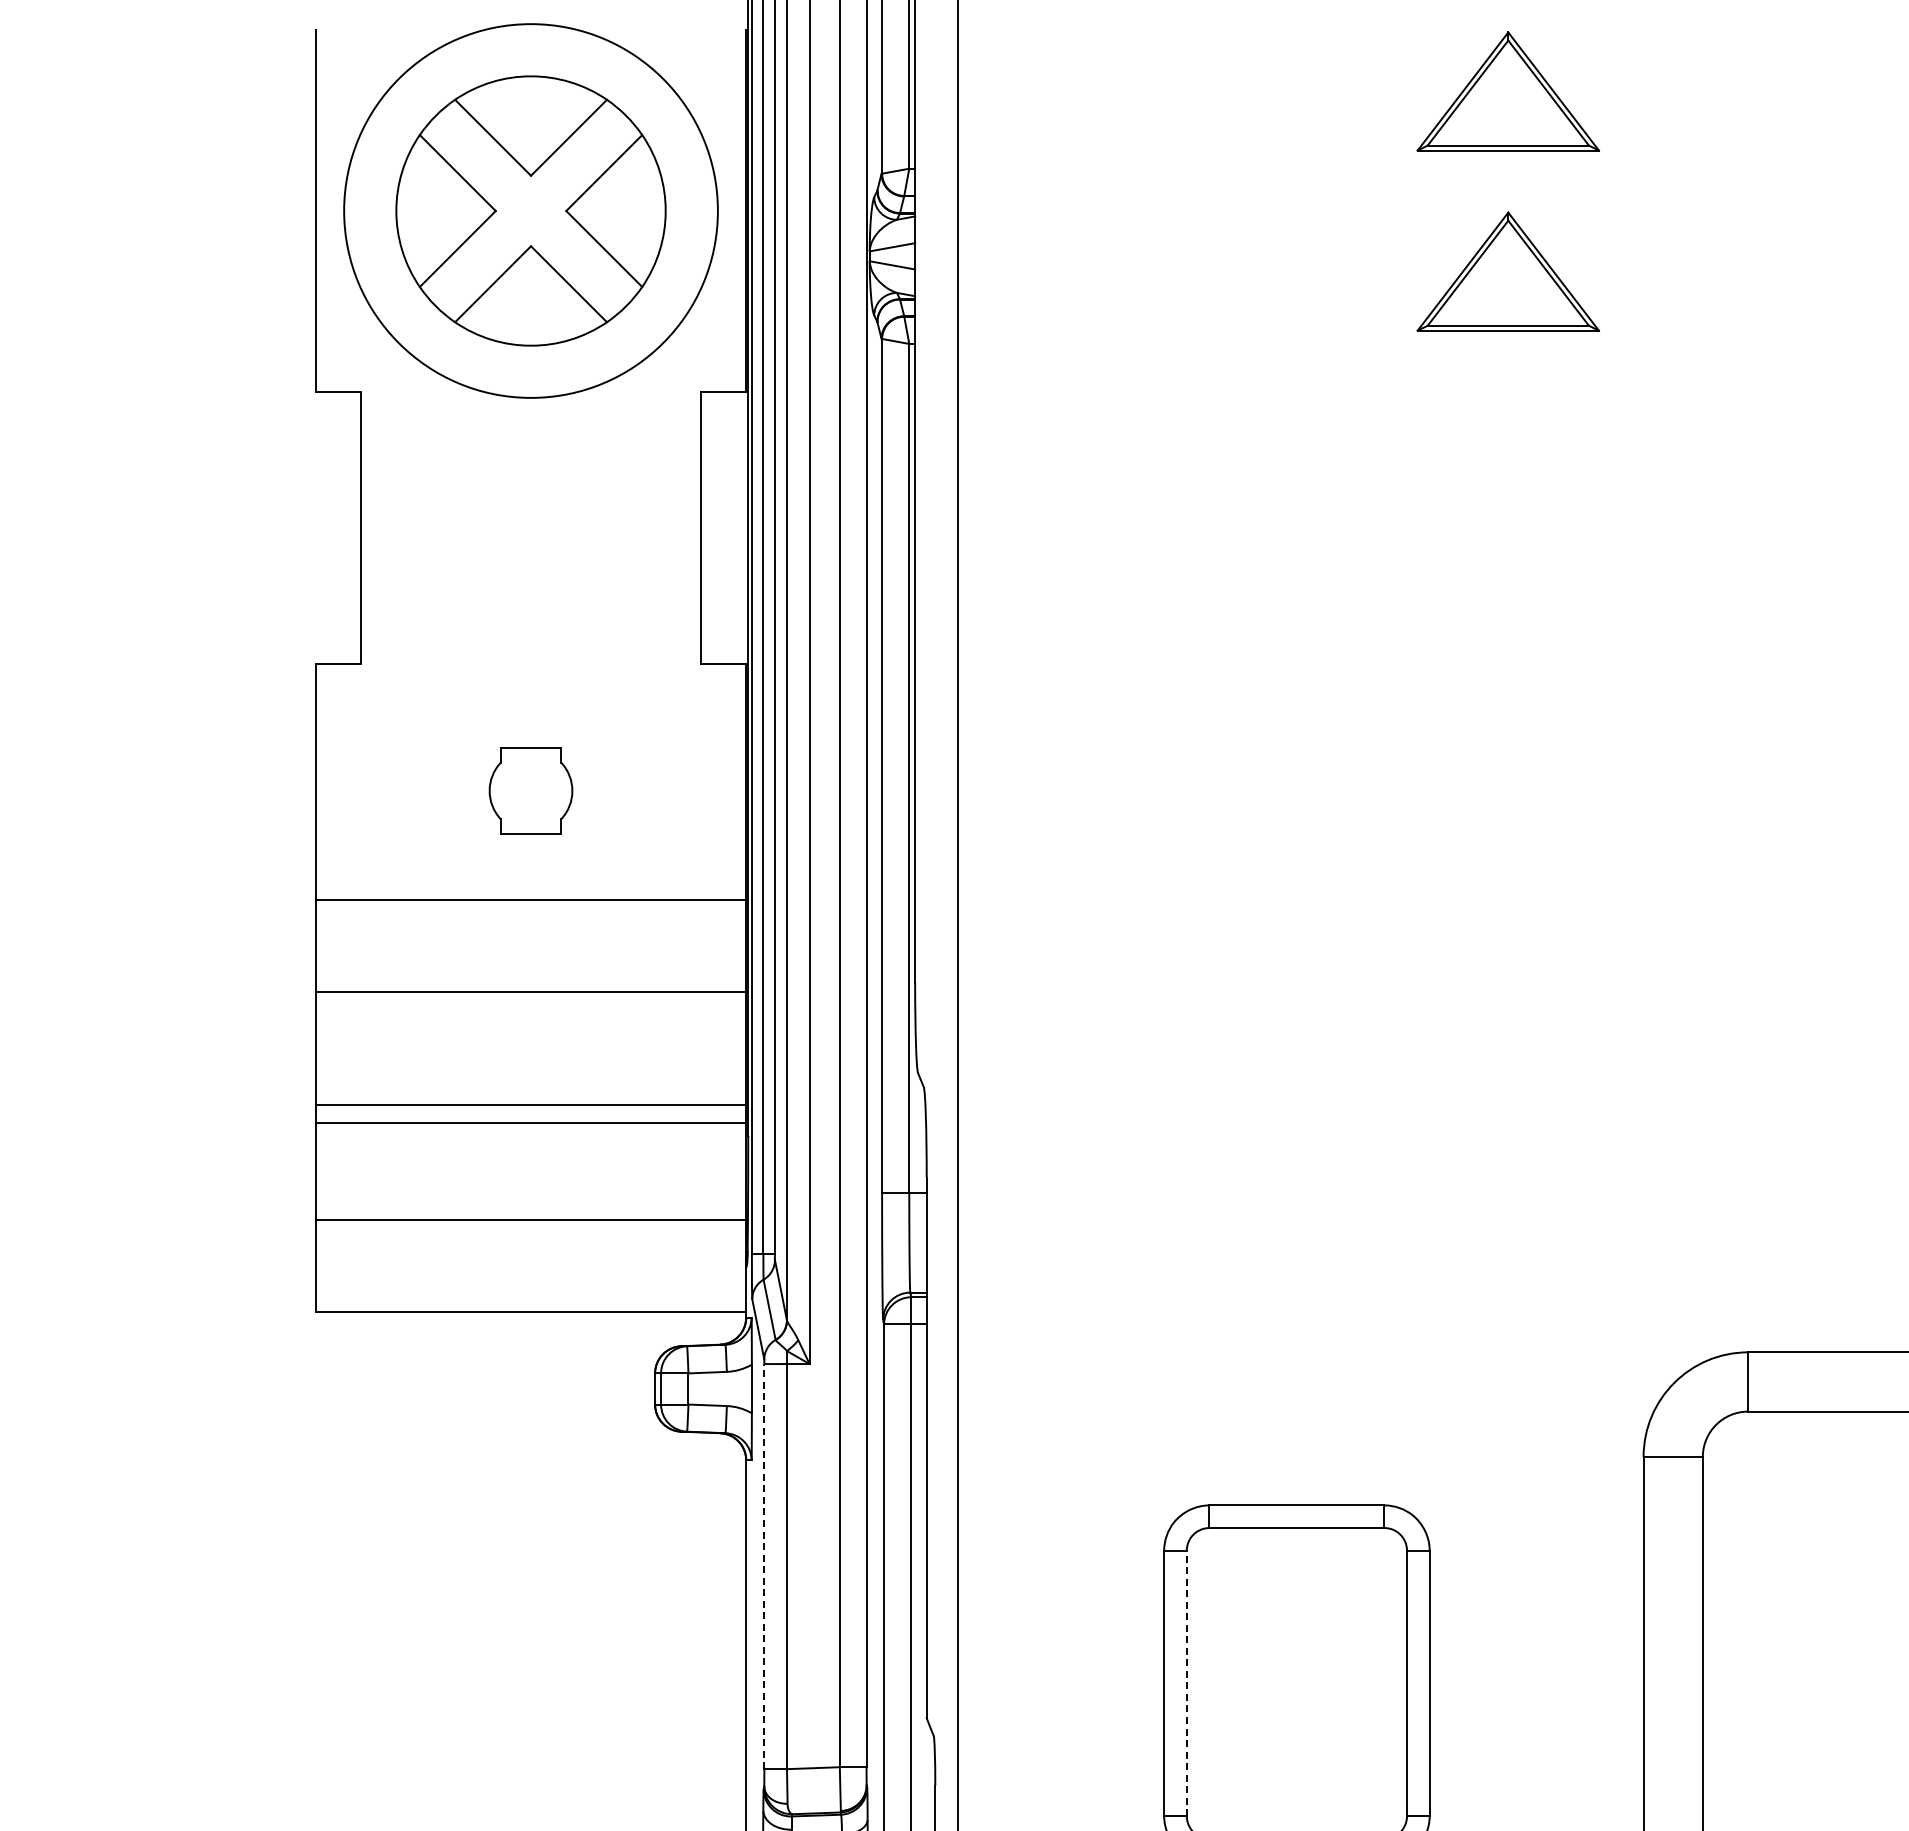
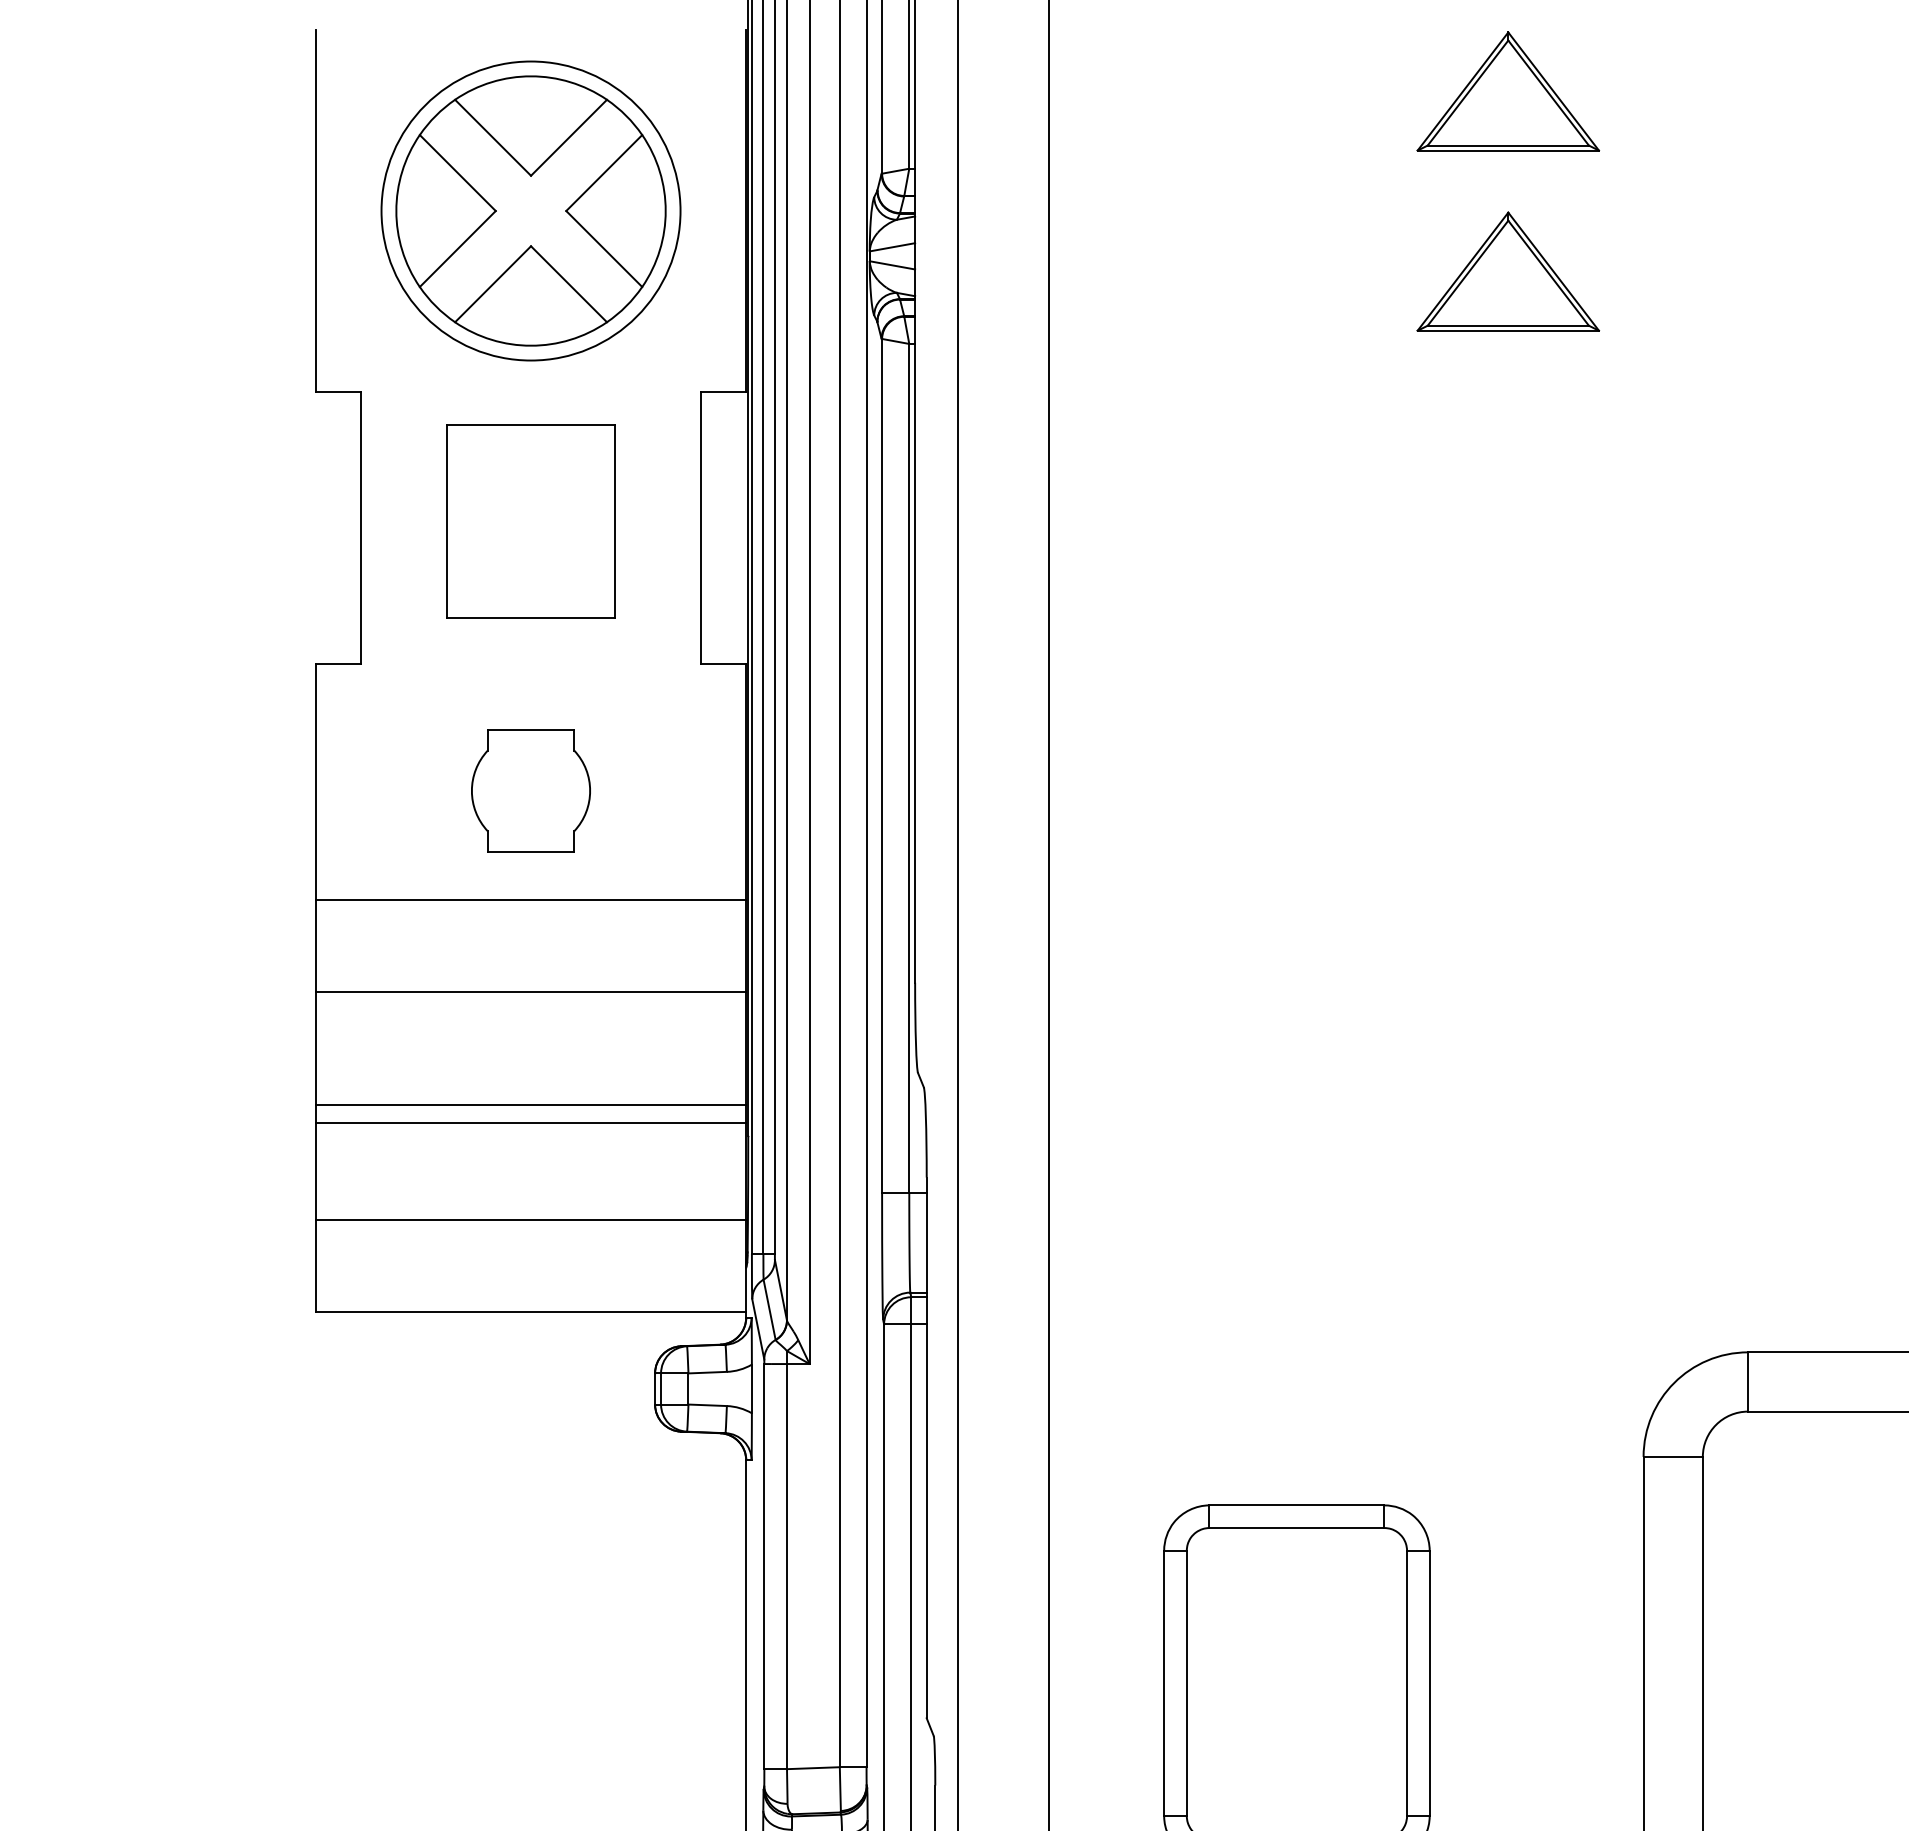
circle diameter: 374 px -> 299 px (530, 210)
part: none -> present (530, 521)
part size: 86x88 px -> 120x124 px (530, 790)
line: none -> present (1048, 914)
line: dashed -> solid (764, 1566)
line: dashed -> solid (1186, 1683)
